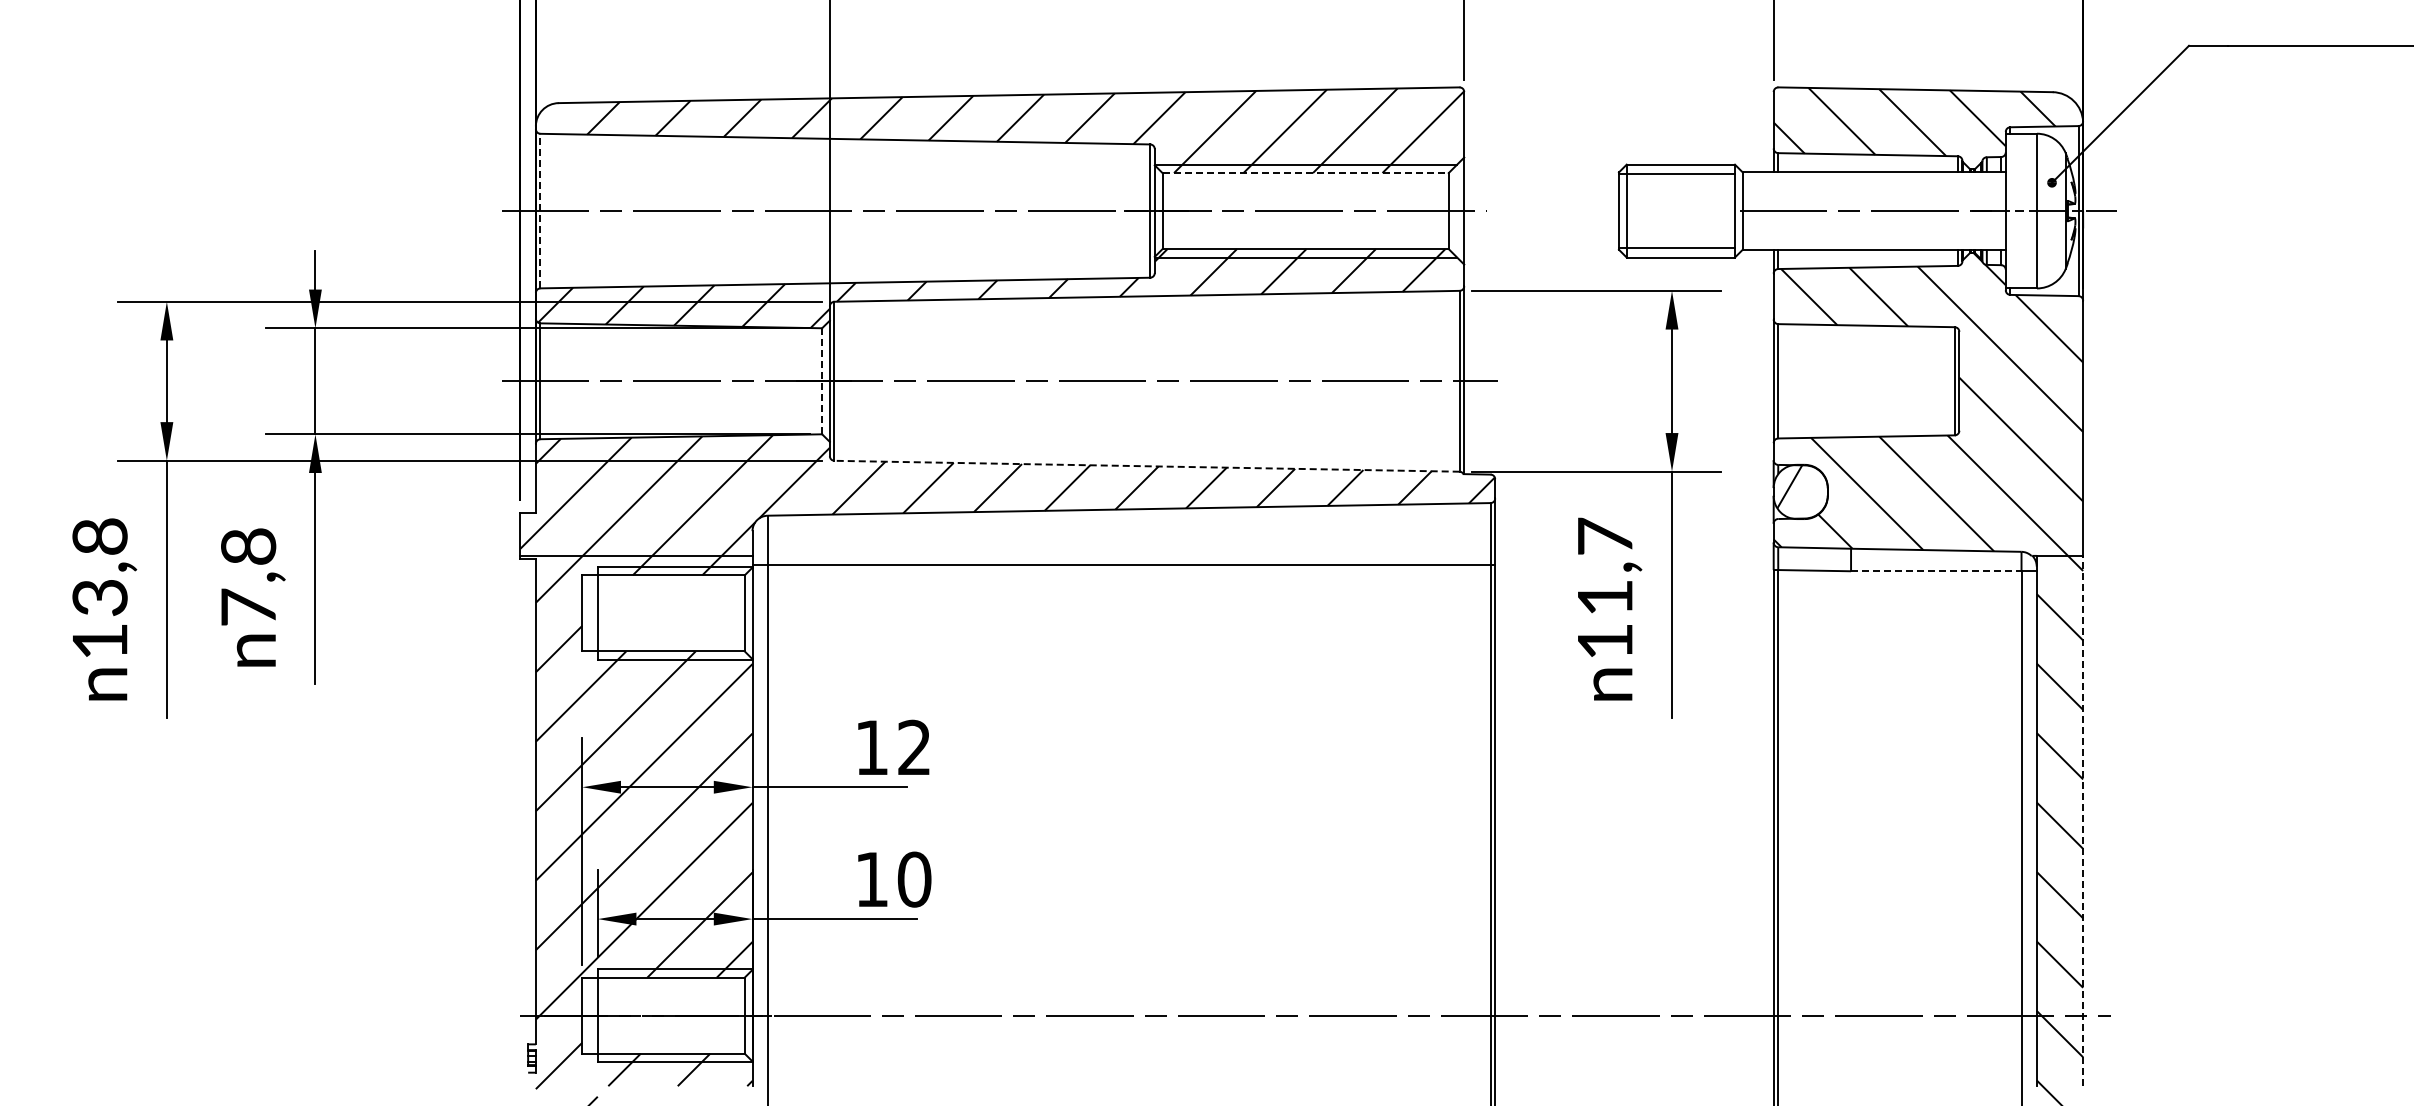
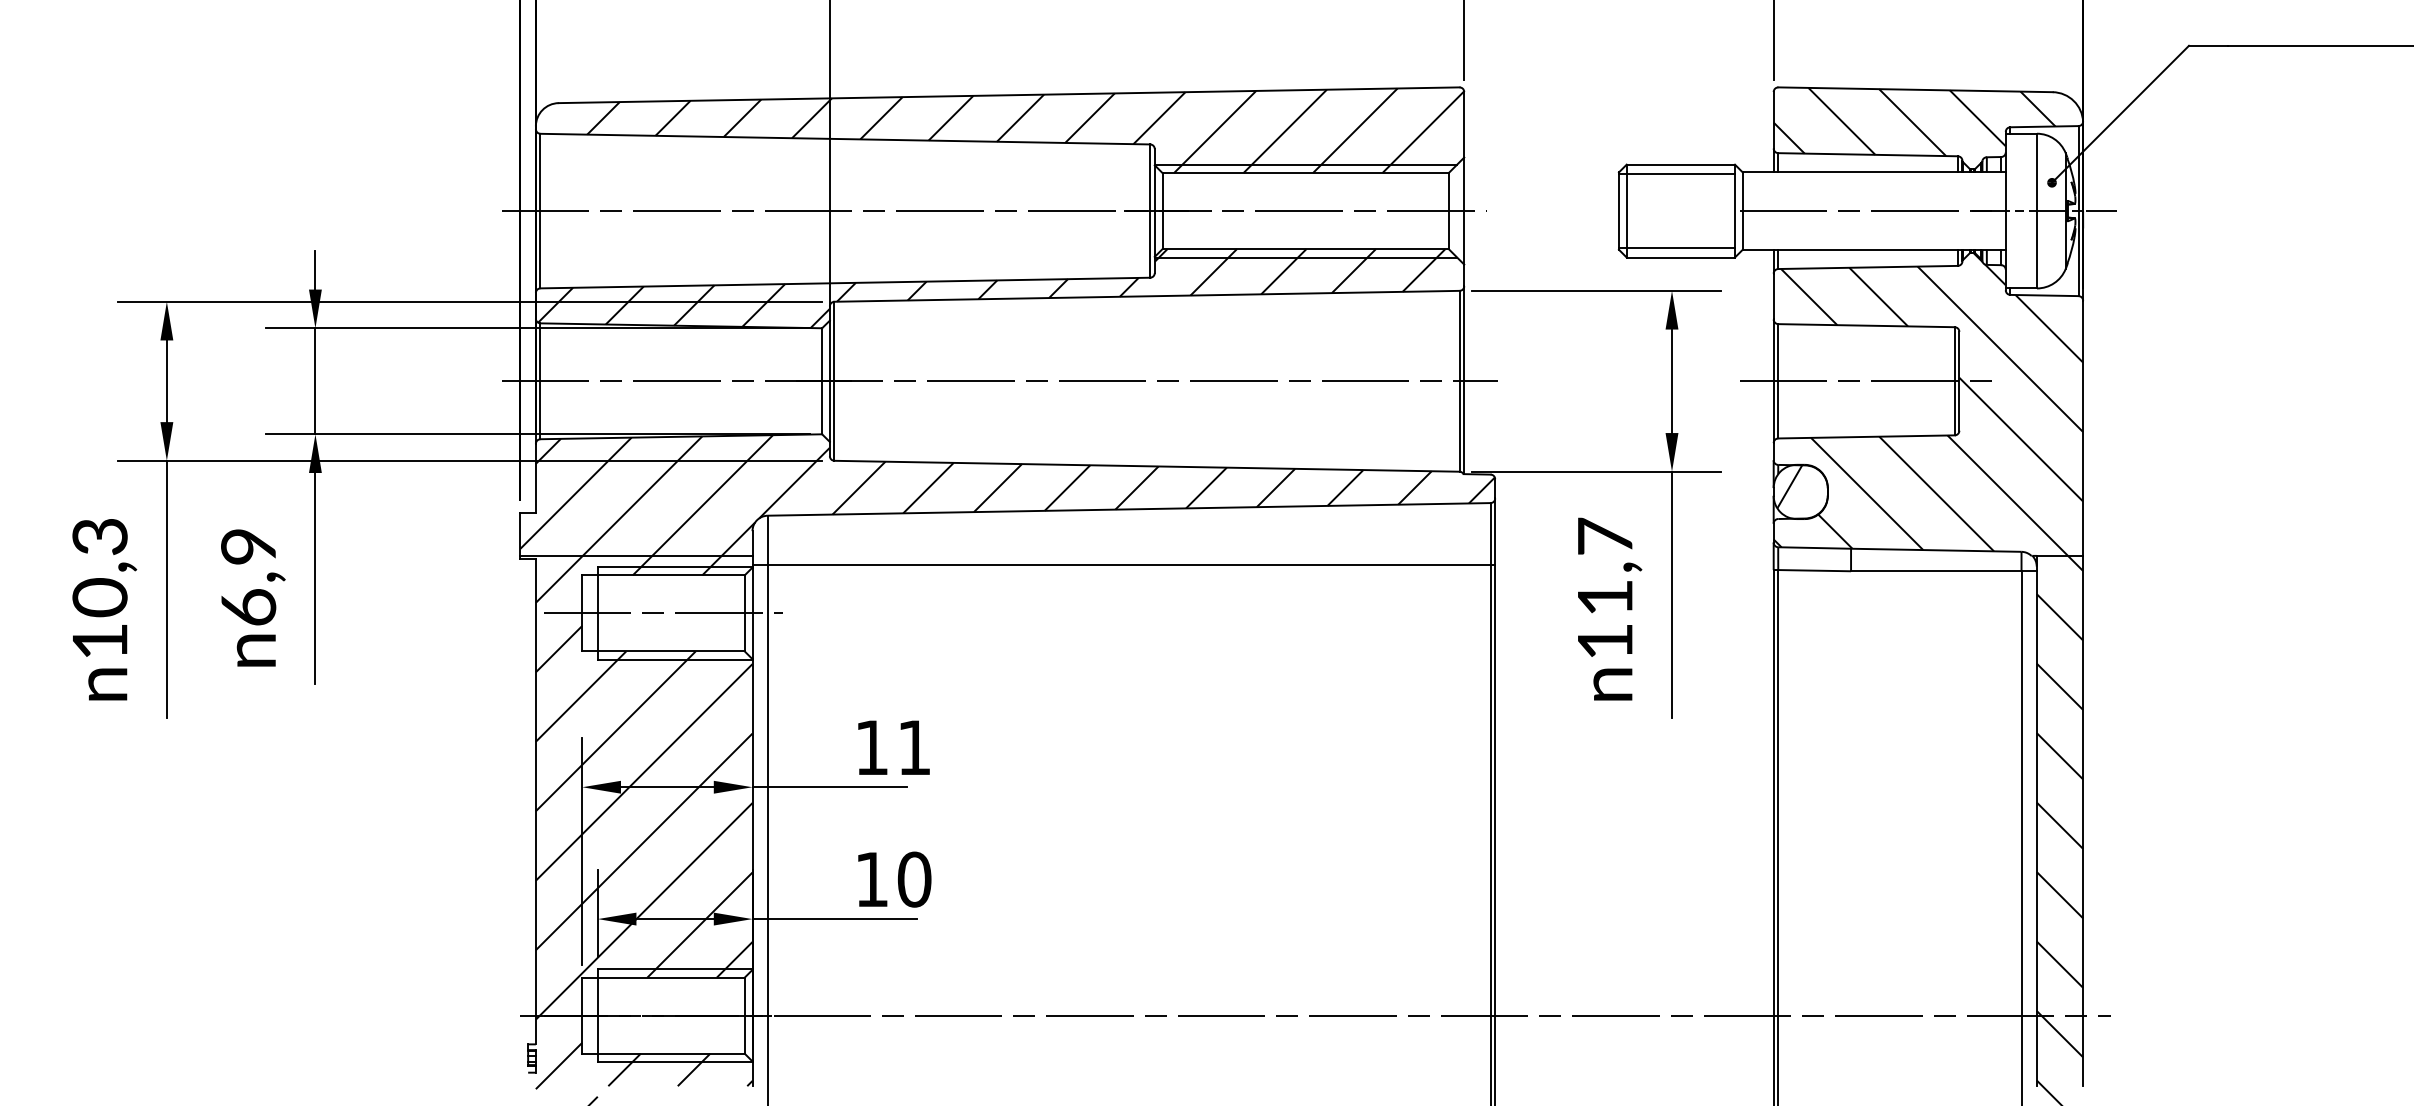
line: dashed -> solid (1306, 173)
line: dashed -> solid (540, 210)
line: dashed -> solid (822, 381)
line: none -> present (1866, 381)
line: dashed -> solid (1147, 466)
text: 13,8 -> 10,3 (99, 567)
line: dashed -> solid (1936, 571)
text: 7,8 -> 6,9 (248, 576)
line: none -> present (663, 613)
text: 12 -> 11 (913, 746)
line: dashed -> solid (2083, 820)
